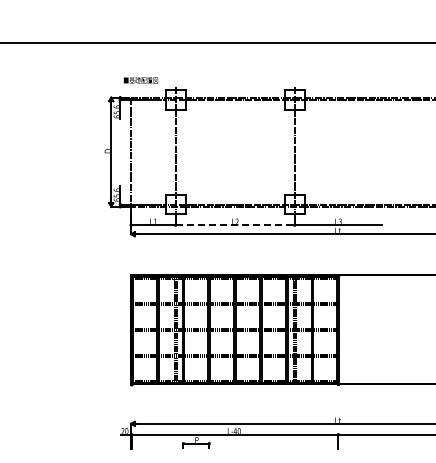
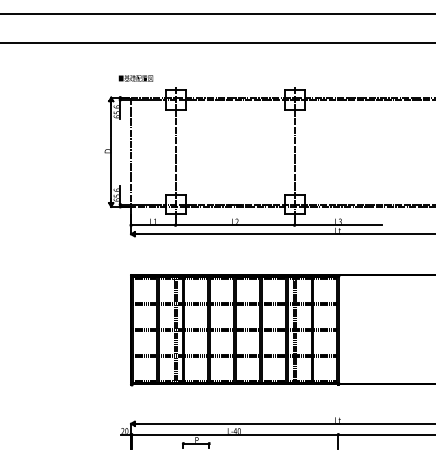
line: none -> present (217, 14)
text position: (140, 80) -> (135, 78) (135, 78)
line: dashed -> solid (235, 225)
